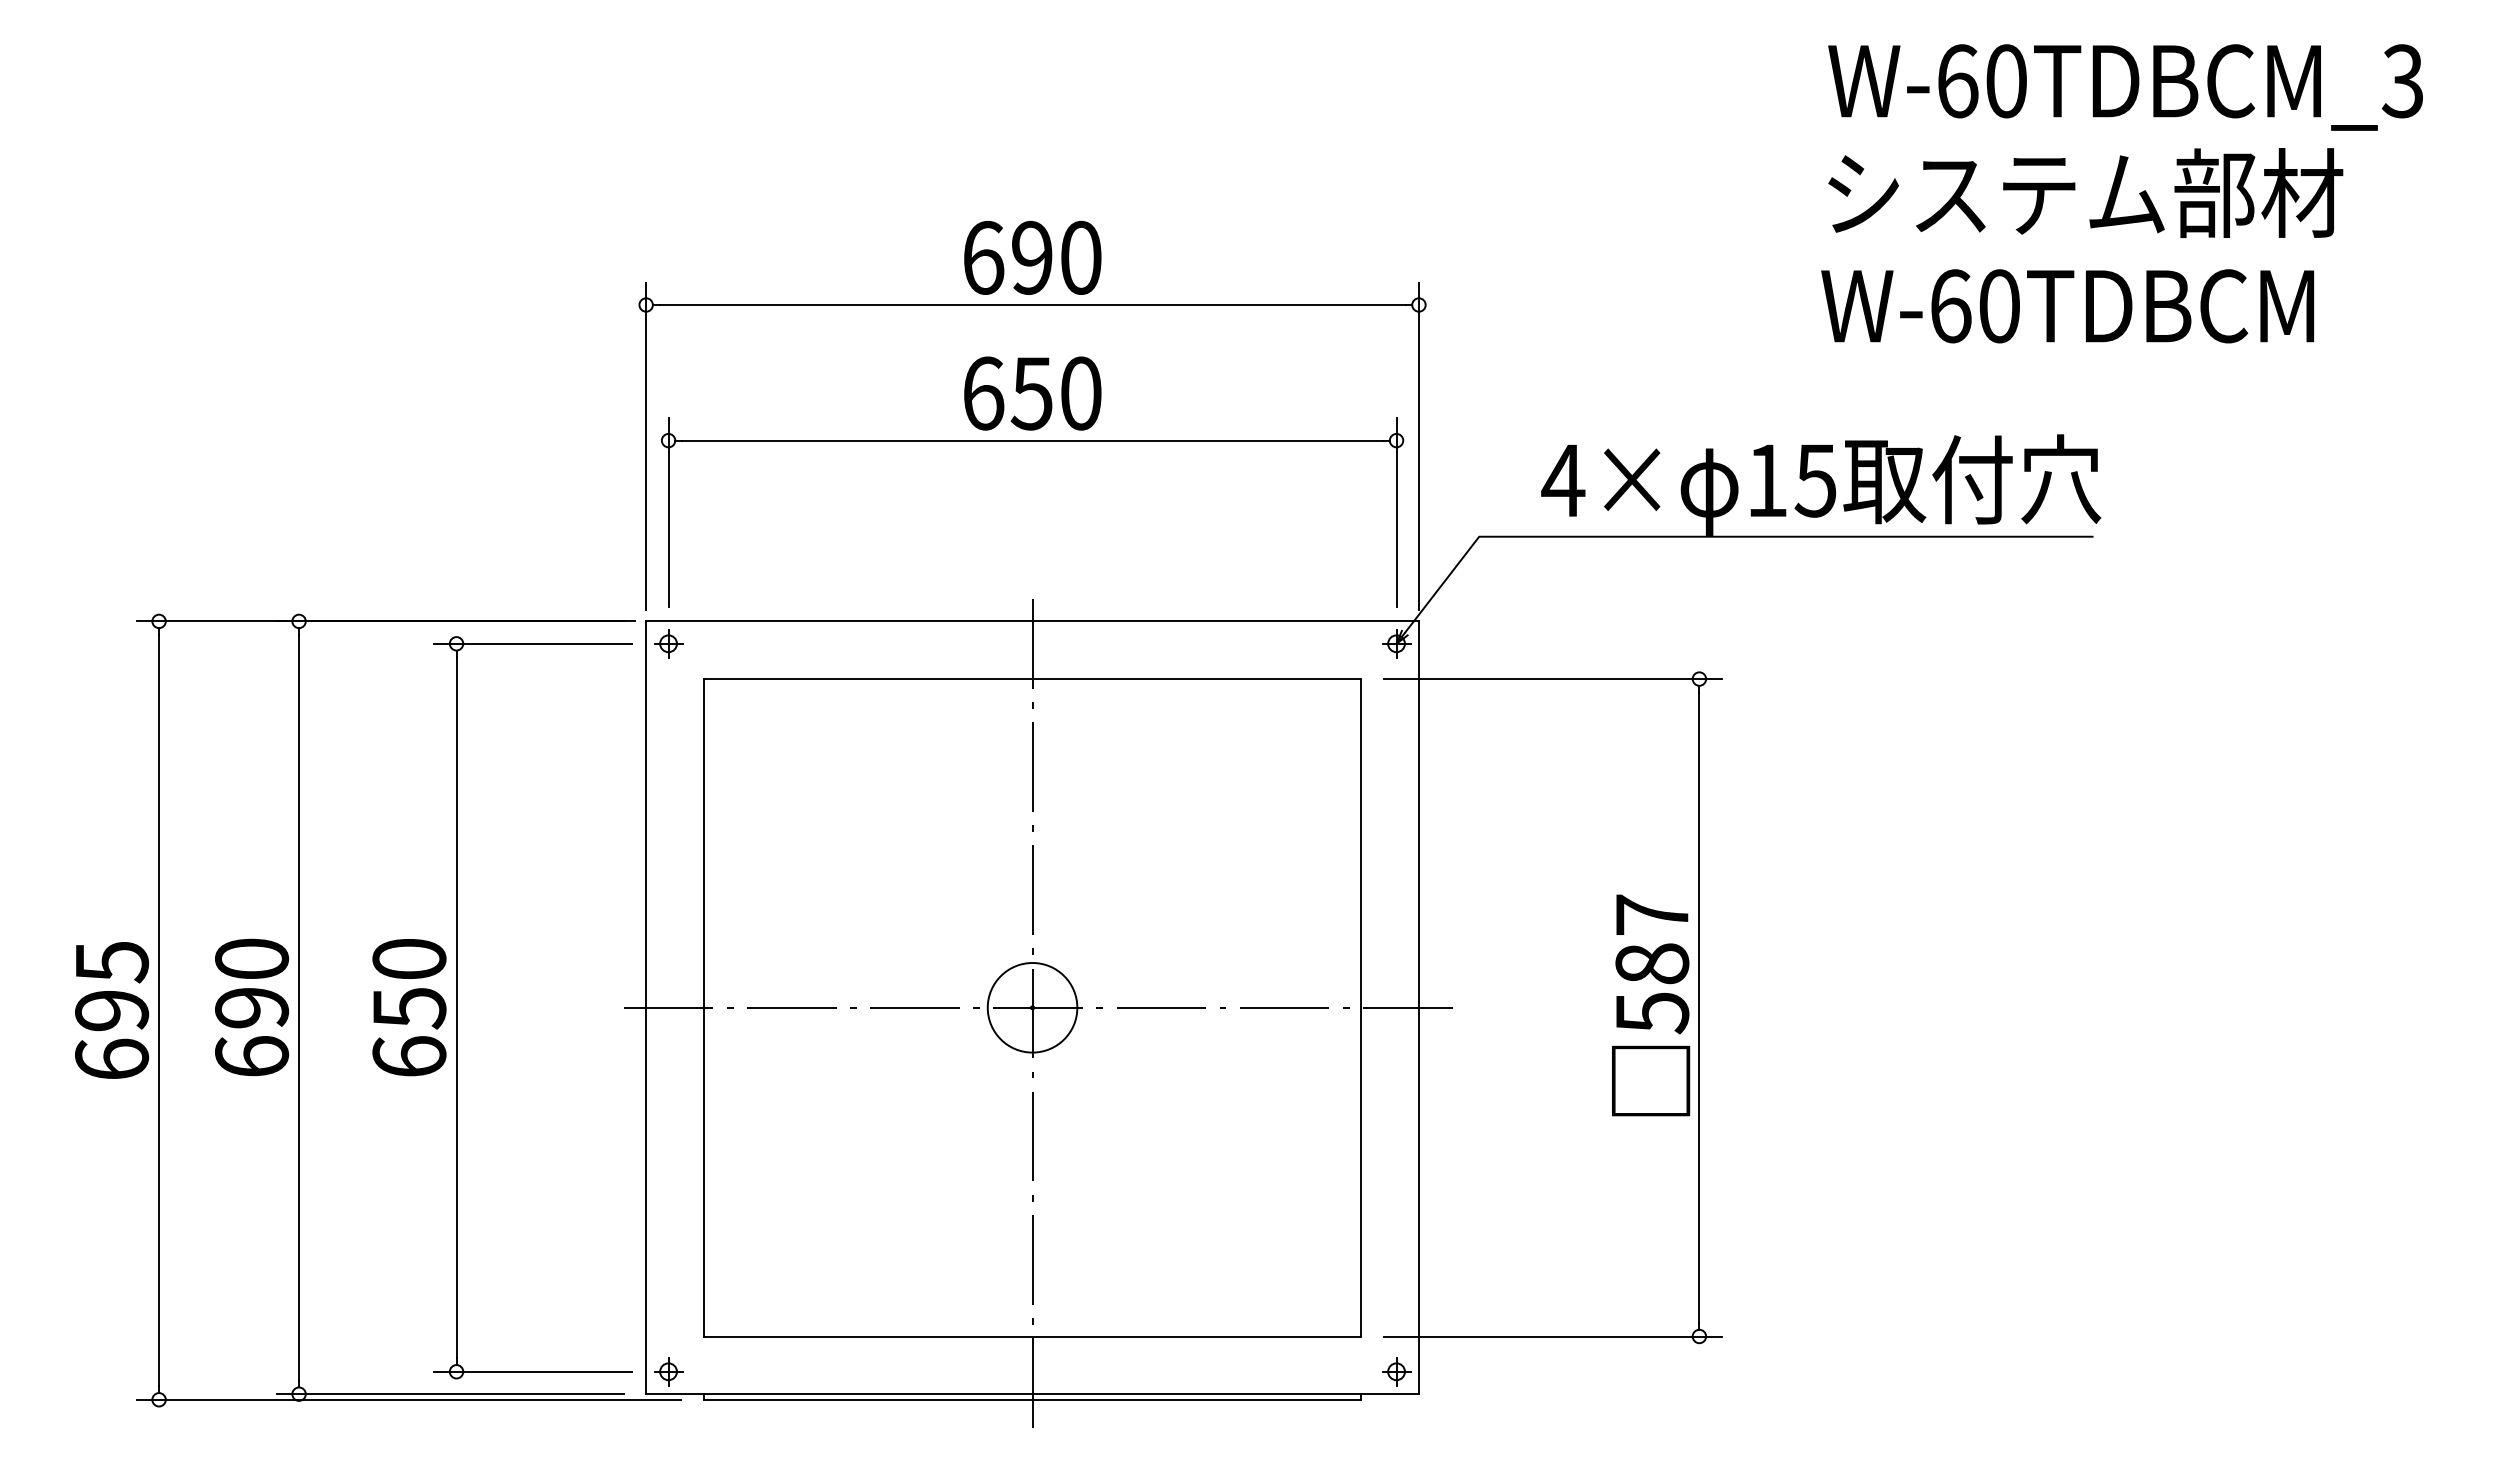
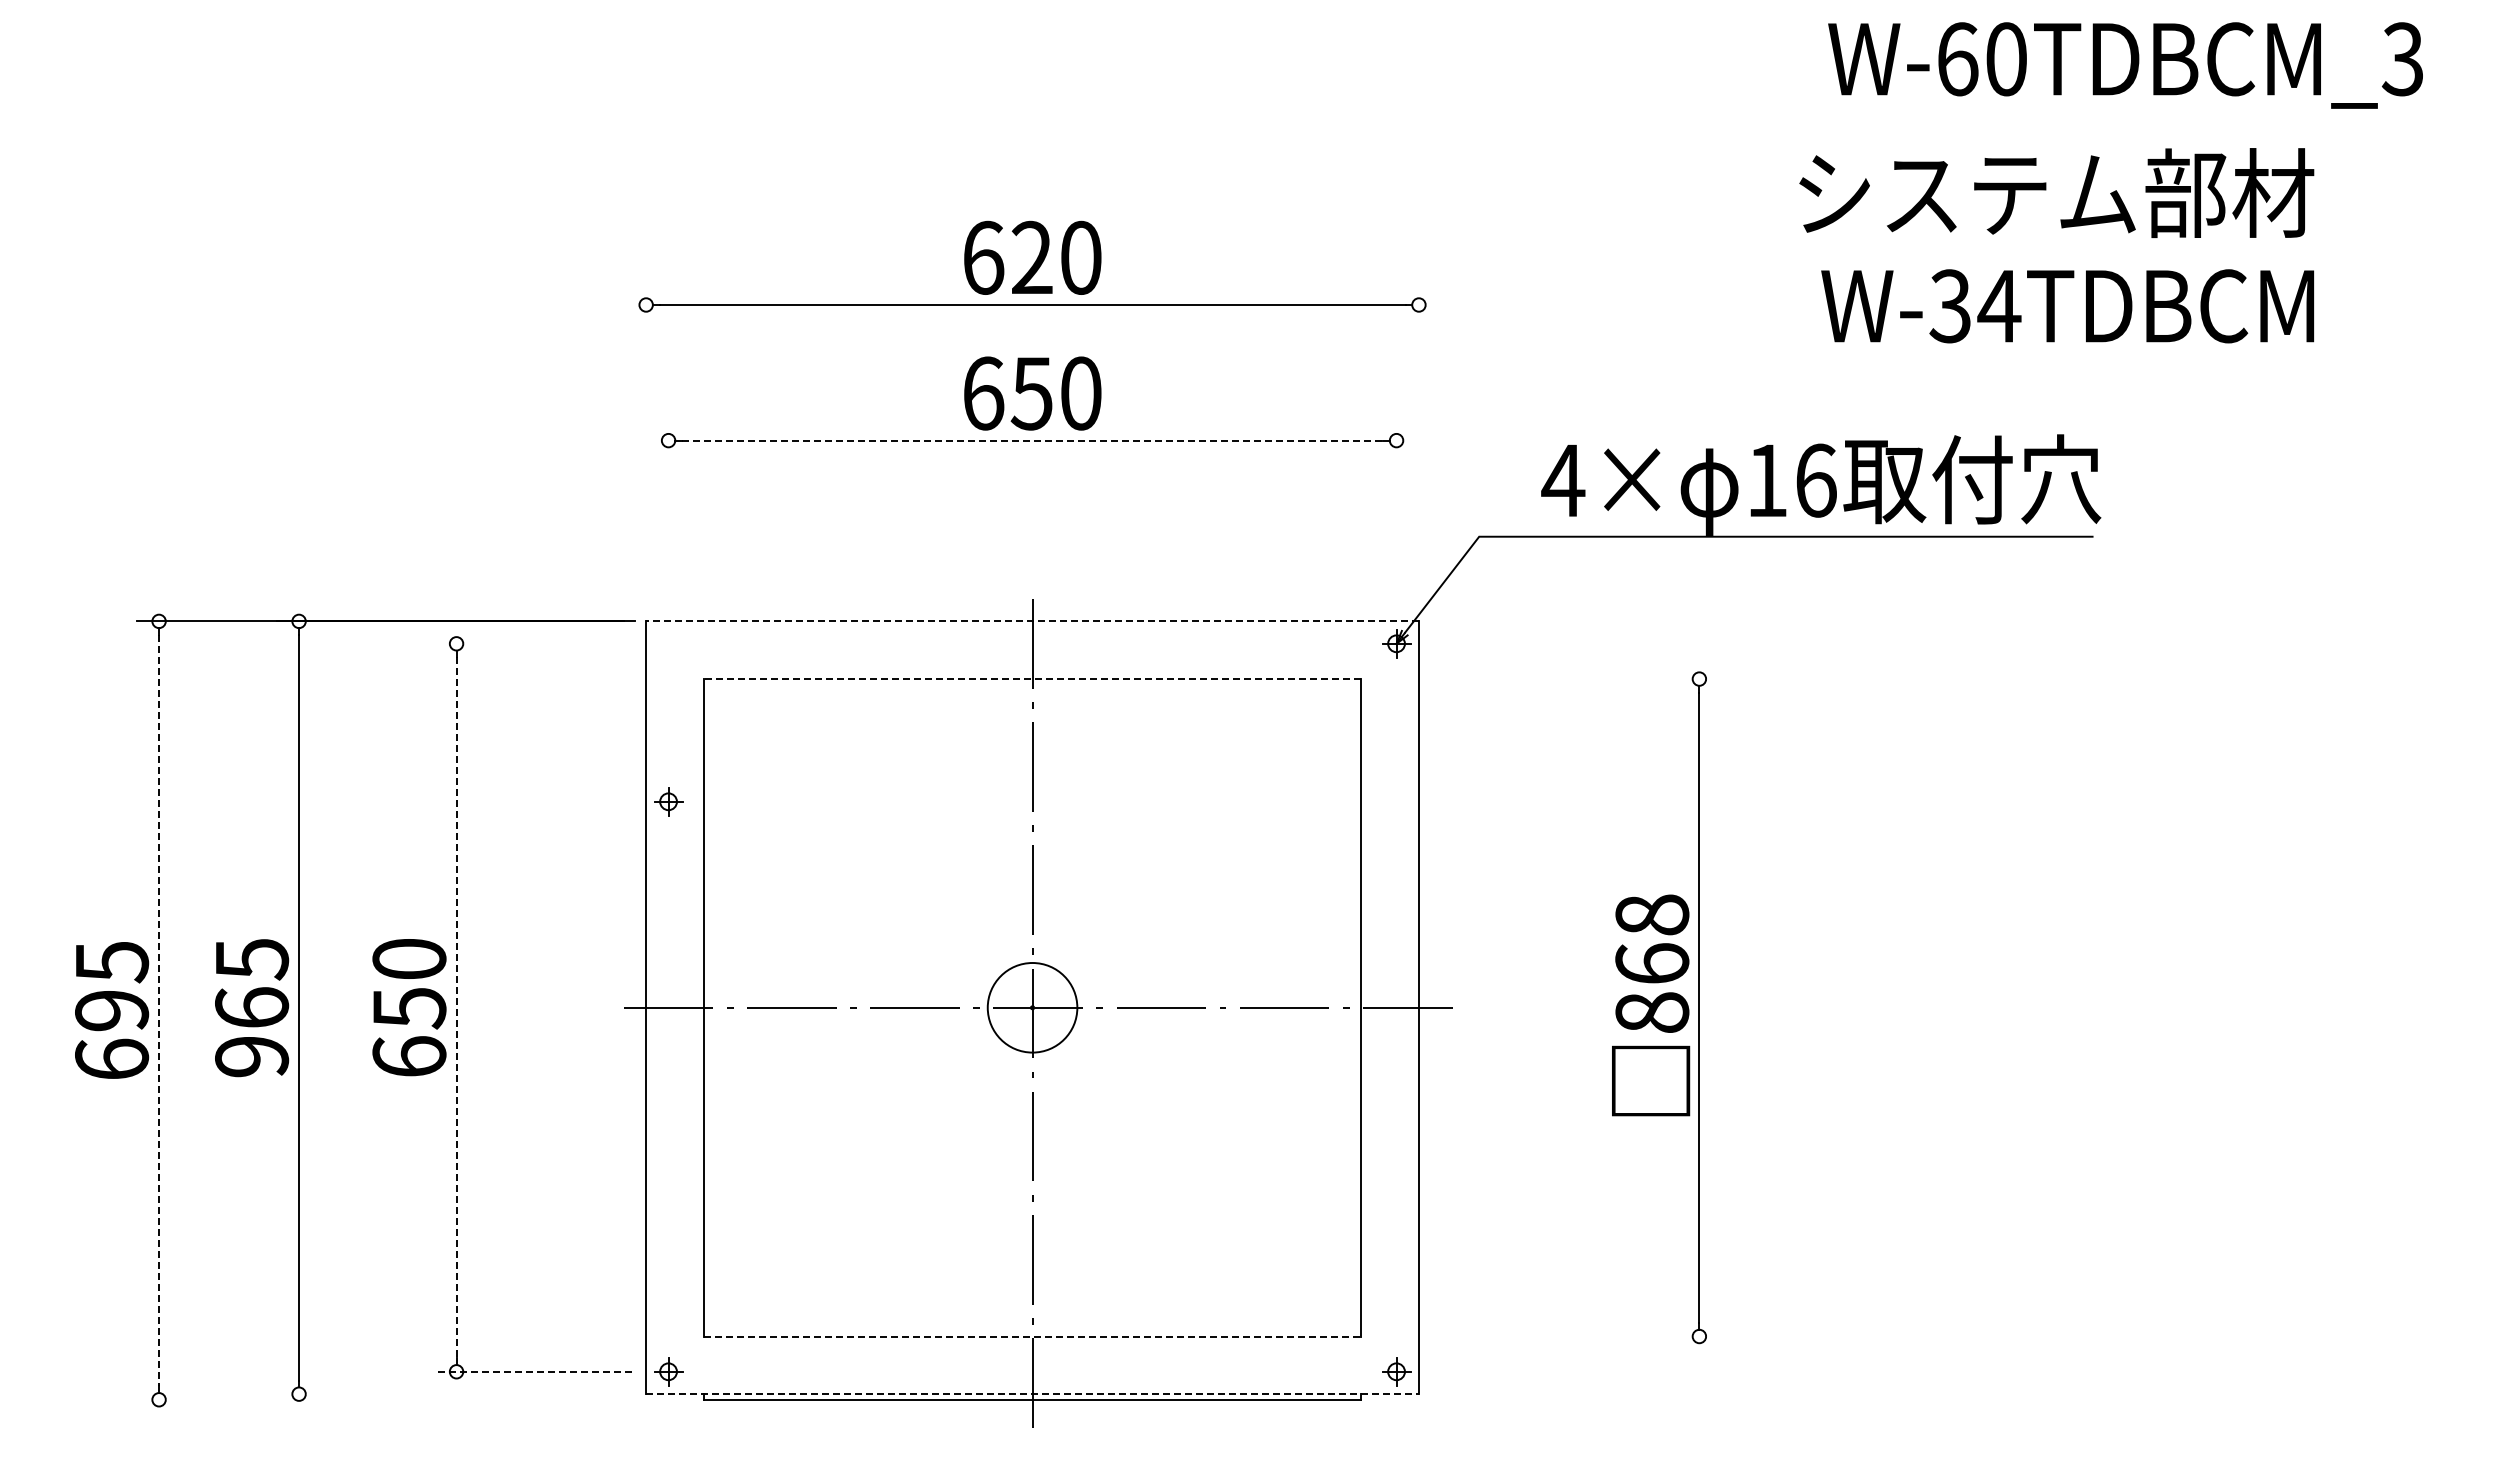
text position: (2125, 87) -> (2125, 65) (2125, 65)
text position: (2085, 192) -> (2056, 192) (2056, 192)
text: 690 -> 620 (1031, 257)
text: W-60TDBCM -> W-34TDBCM (1975, 306)
line: solid -> dashed (1032, 440)
line: present -> none (646, 446)
line: present -> none (1418, 446)
text: 15 -> 16 (1815, 480)
line: present -> none (668, 512)
line: present -> none (1396, 512)
line: solid -> dashed (1032, 621)
line: present -> none (533, 643)
part position: (668, 643) -> (668, 801) (668, 801)
line: solid -> dashed (1032, 679)
line: present -> none (1552, 679)
text: 587 -> 868 (1652, 964)
text: 690 -> 965 (252, 1007)
line: solid -> dashed (456, 1007)
line: solid -> dashed (159, 1010)
line: solid -> dashed (1032, 1336)
line: present -> none (1552, 1336)
line: solid -> dashed (532, 1371)
line: present -> none (449, 1394)
line: solid -> dashed (1033, 1394)
line: present -> none (408, 1399)
